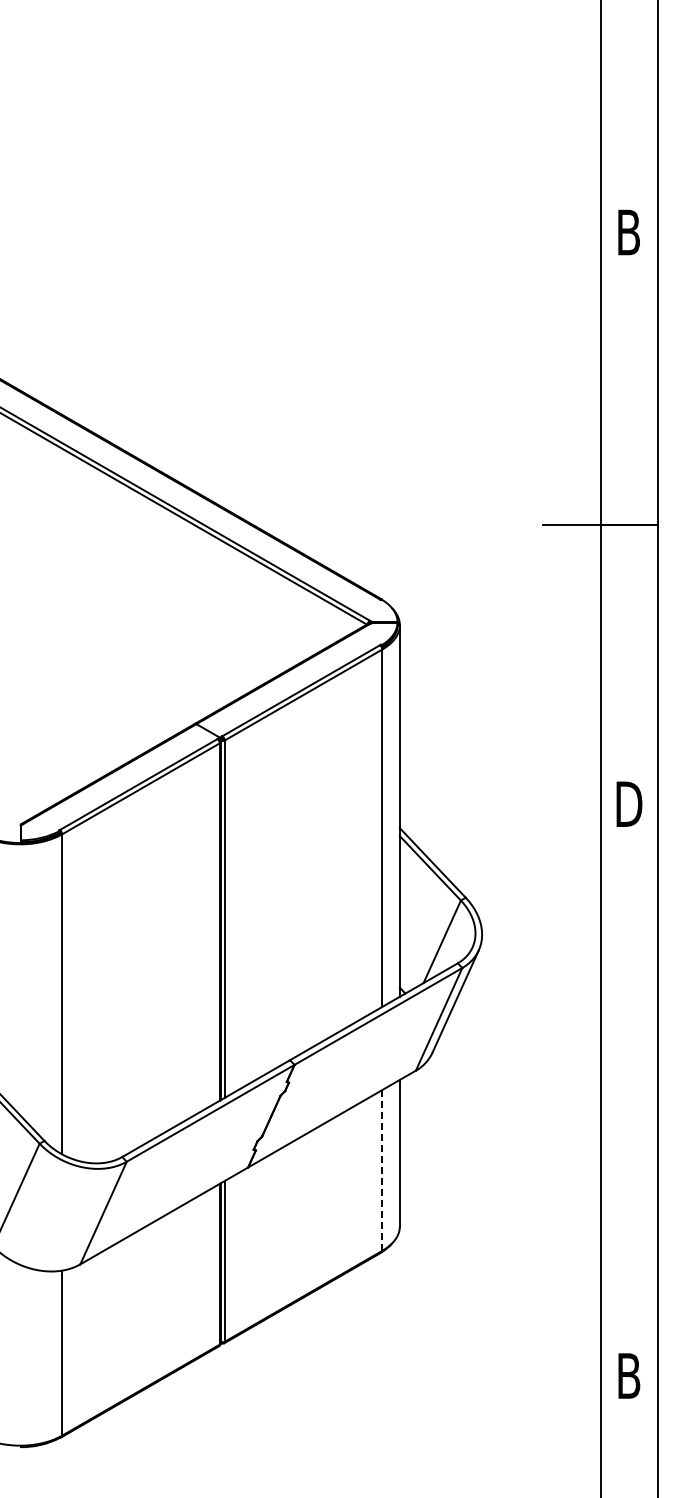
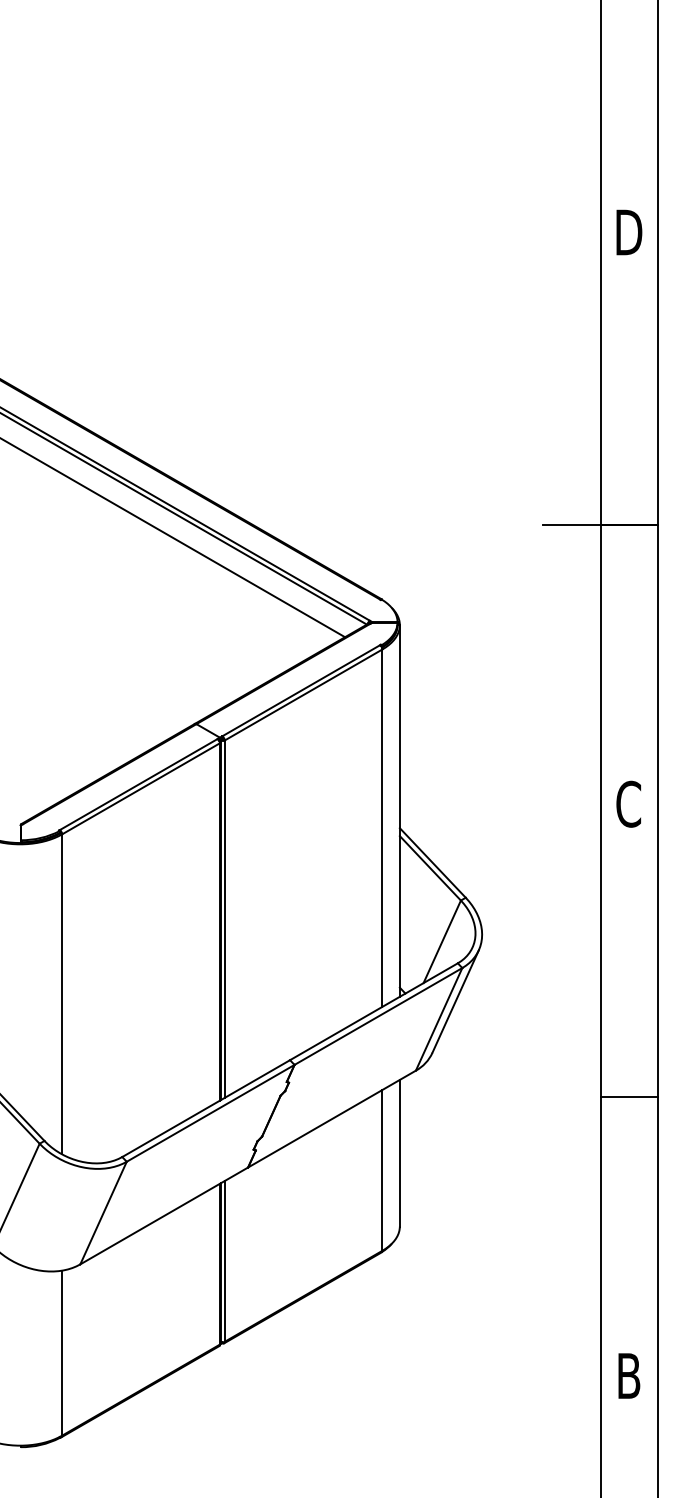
text: B -> D (629, 232)
line: none -> present (173, 538)
text: D -> C (629, 803)
line: none -> present (628, 1096)
line: dashed -> solid (382, 1170)
